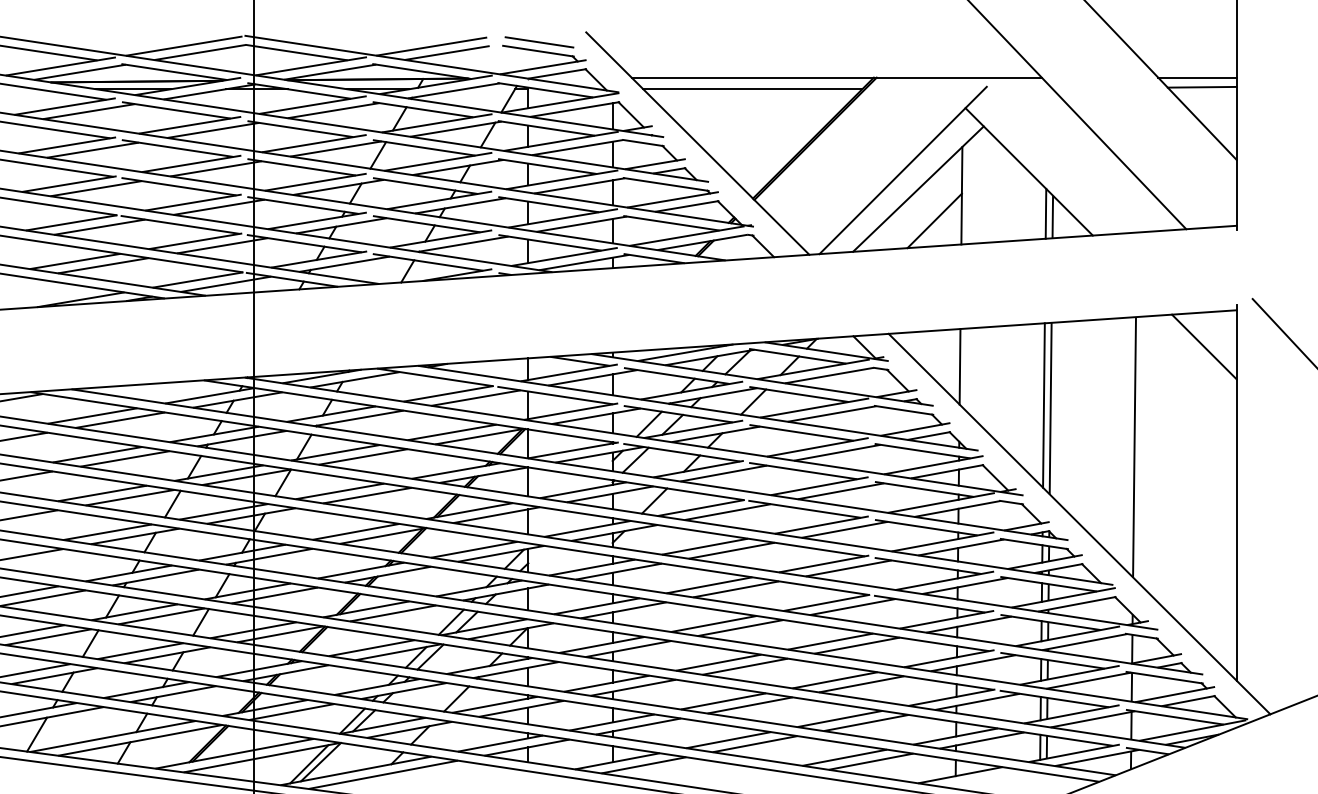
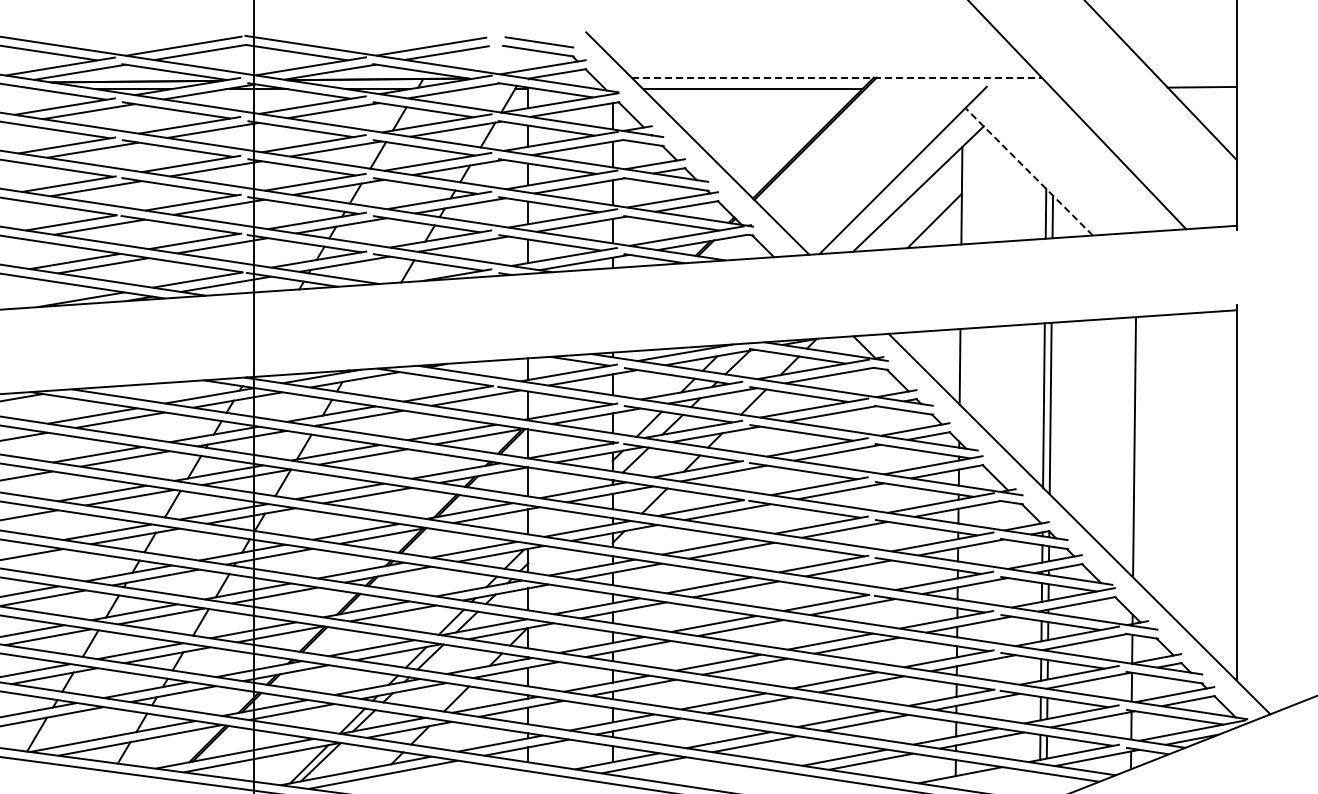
line: solid -> dashed (837, 77)
line: present -> none (1197, 77)
line: solid -> dashed (1028, 171)
line: present -> none (1283, 332)
line: present -> none (1204, 346)
